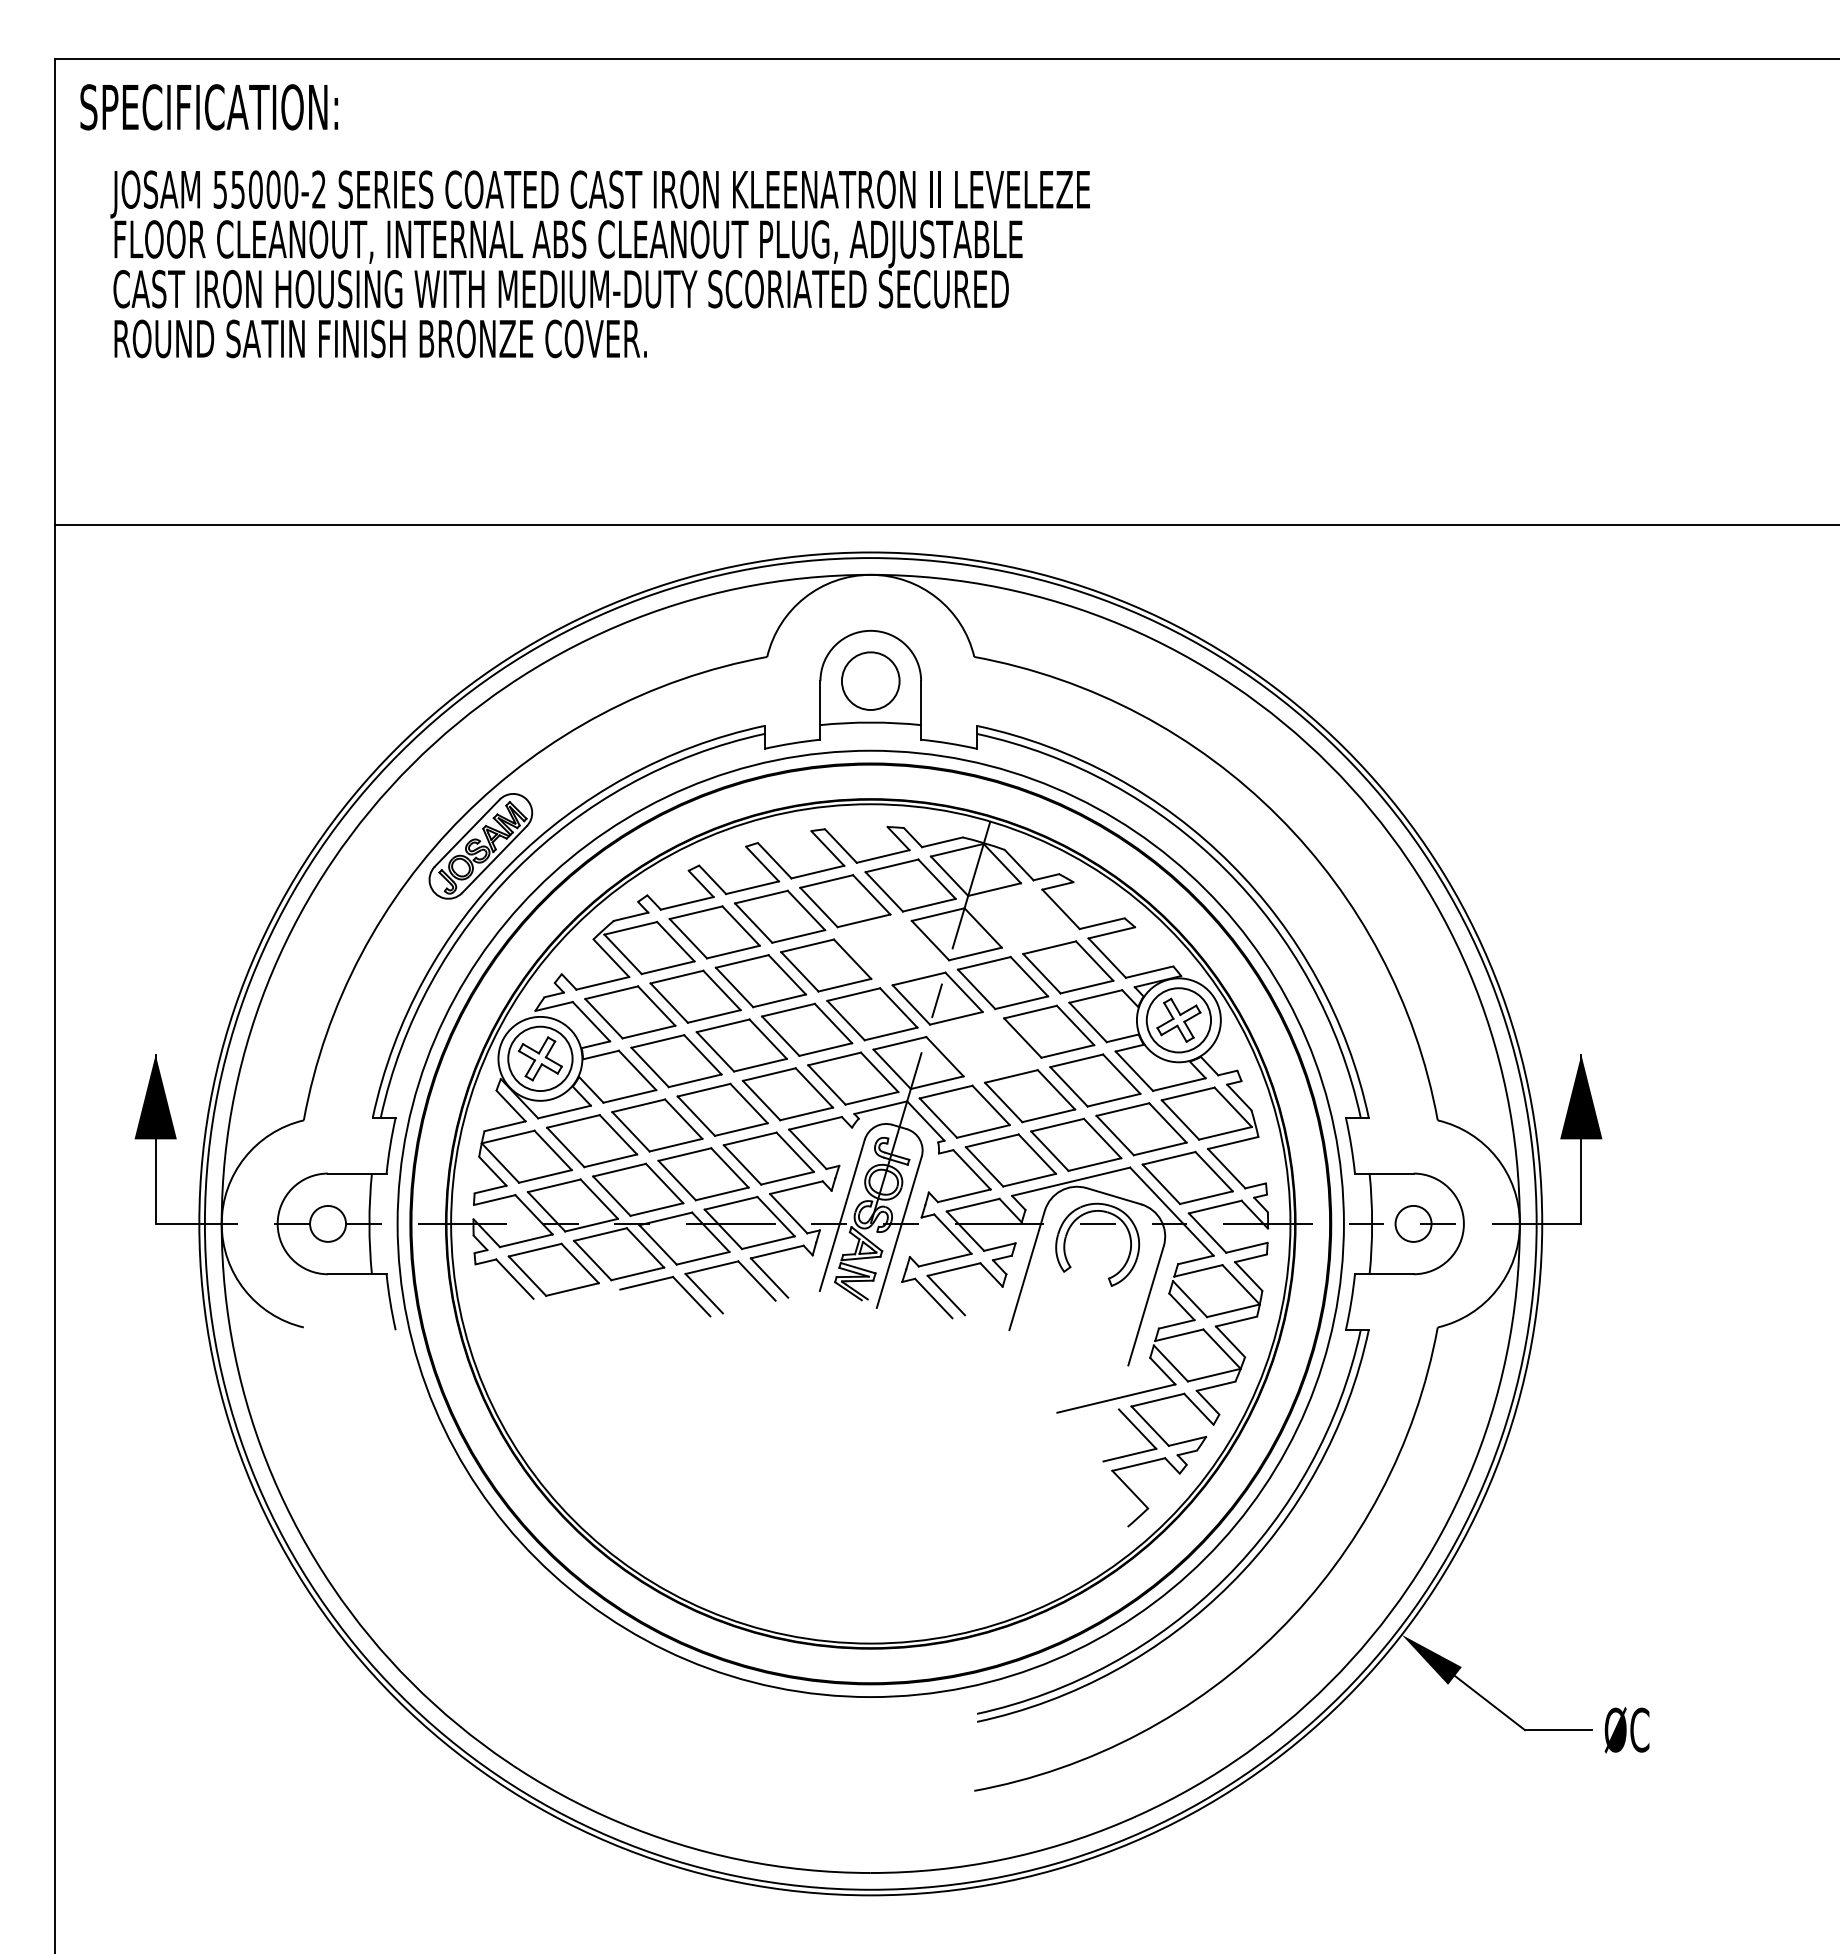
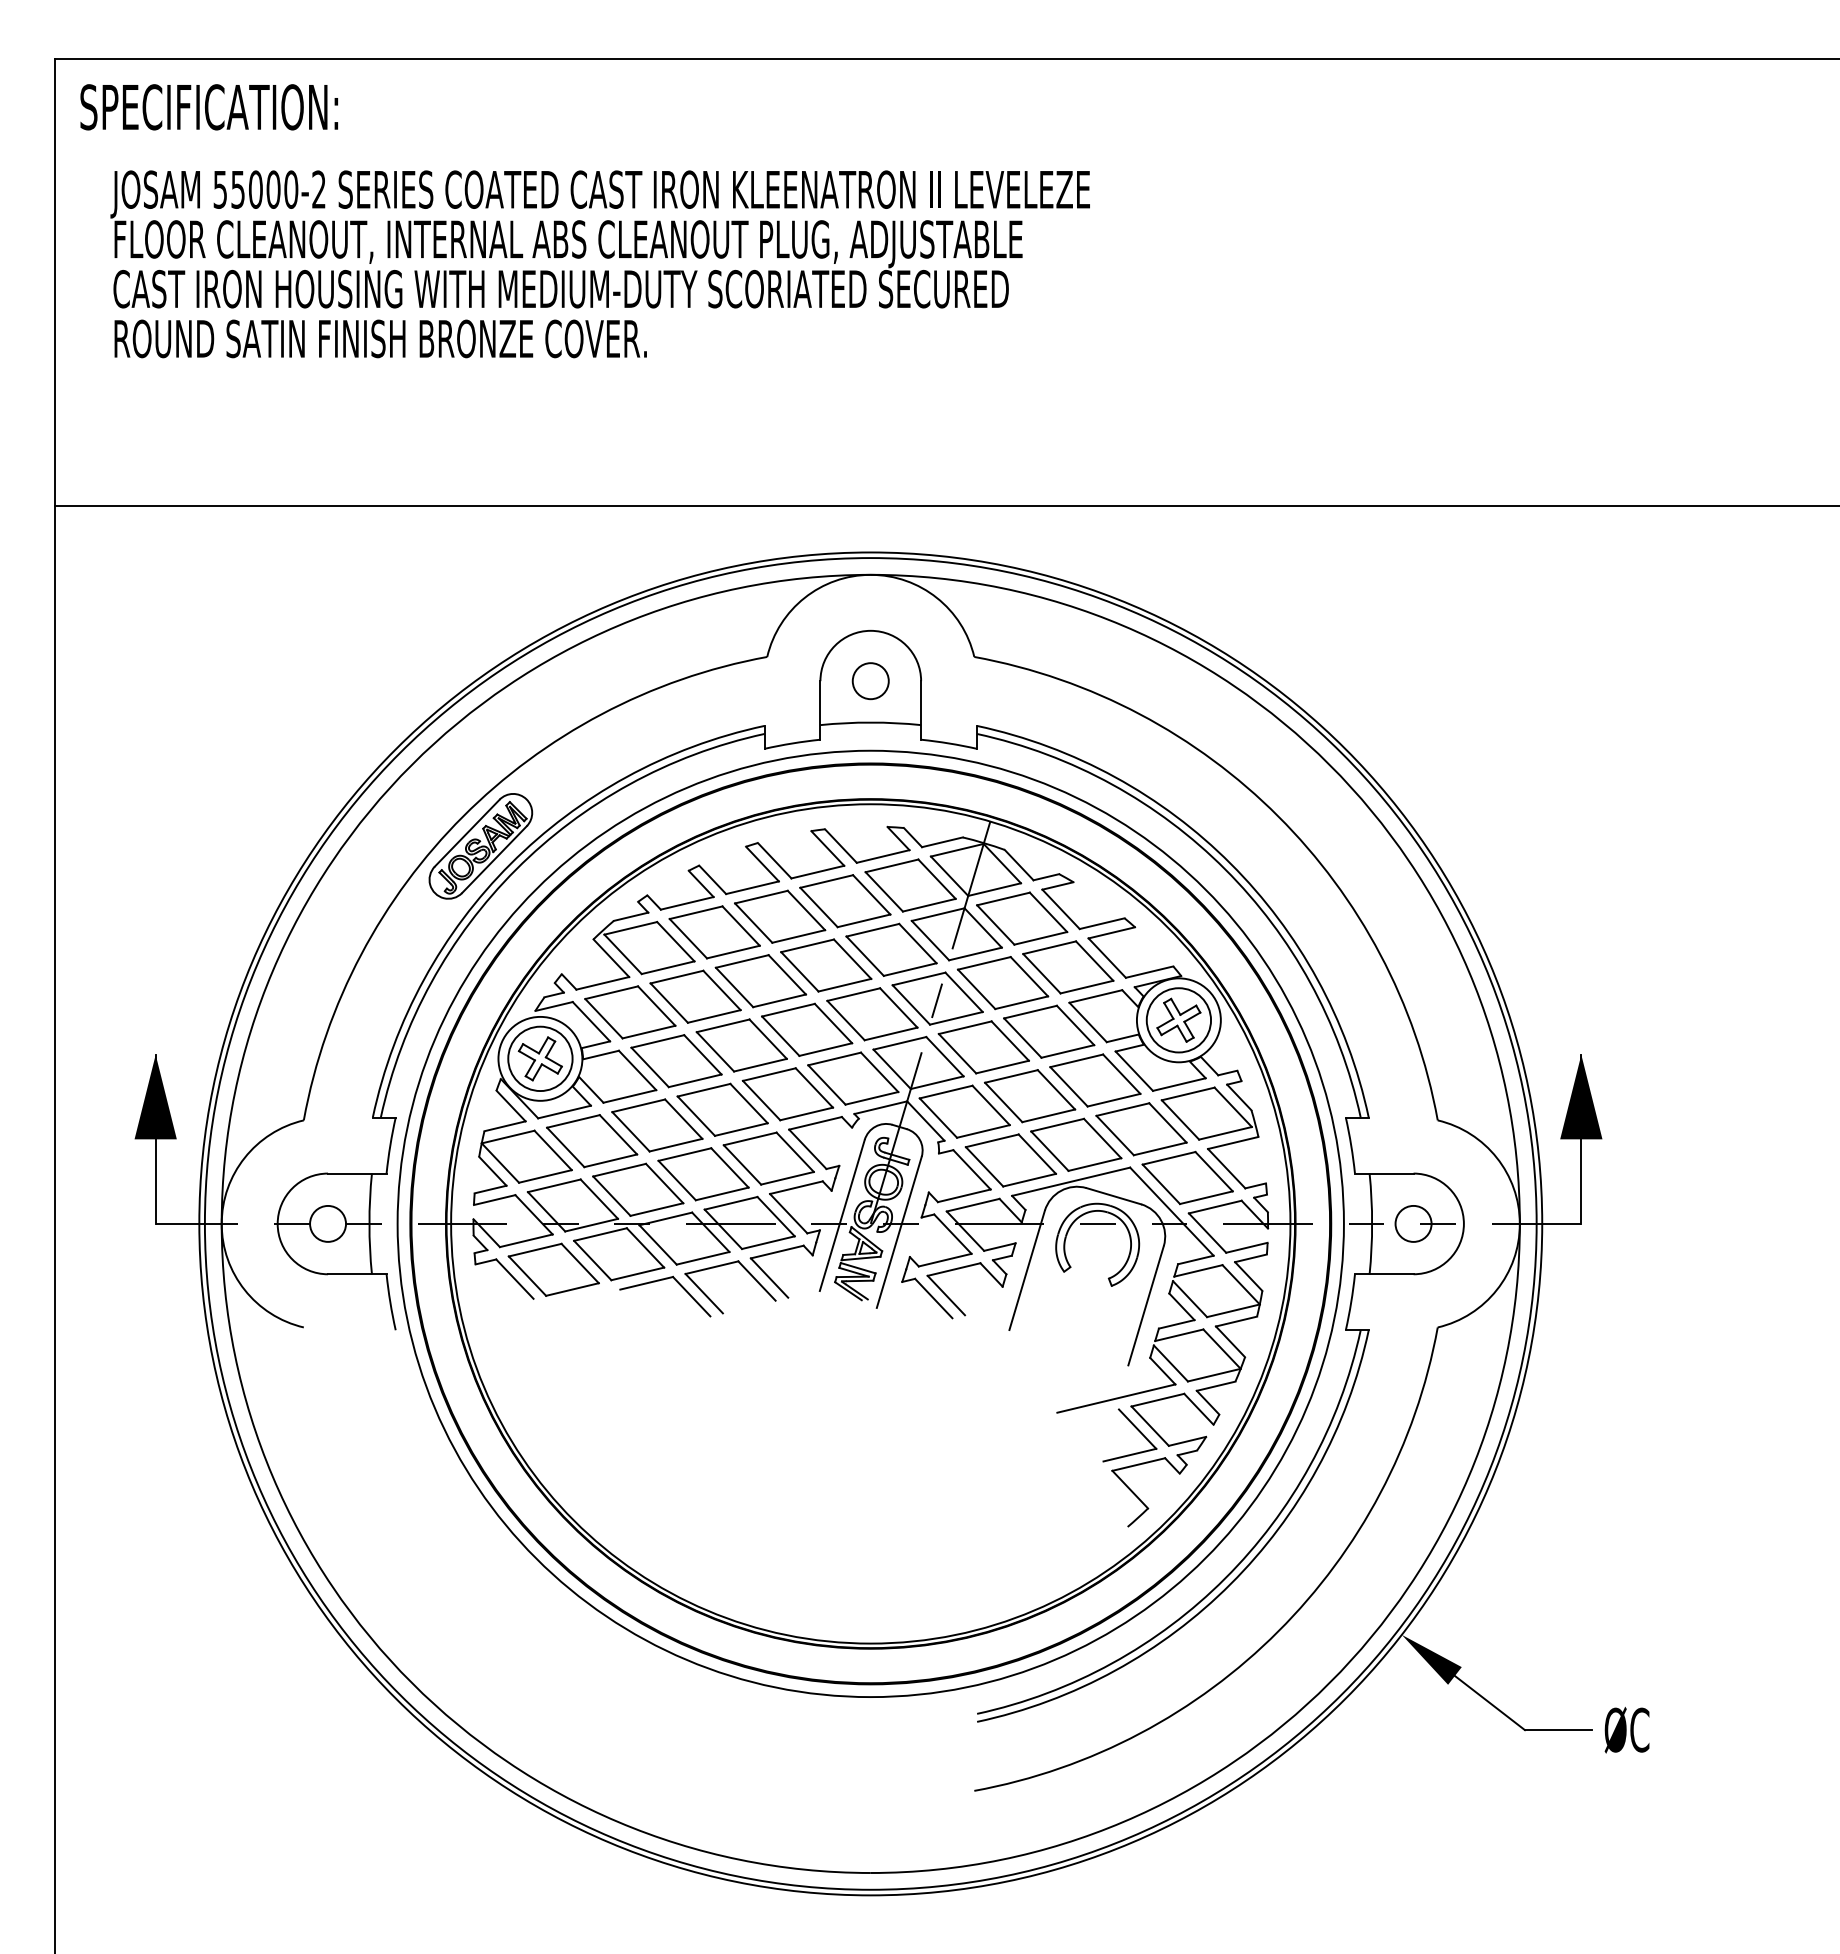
line position: (945, 525) -> (945, 506) (945, 506)
circle diameter: 58 px -> 36 px (870, 681)
part: none -> present (1022, 918)
part: none -> present (891, 949)
part: none -> present (983, 1047)
